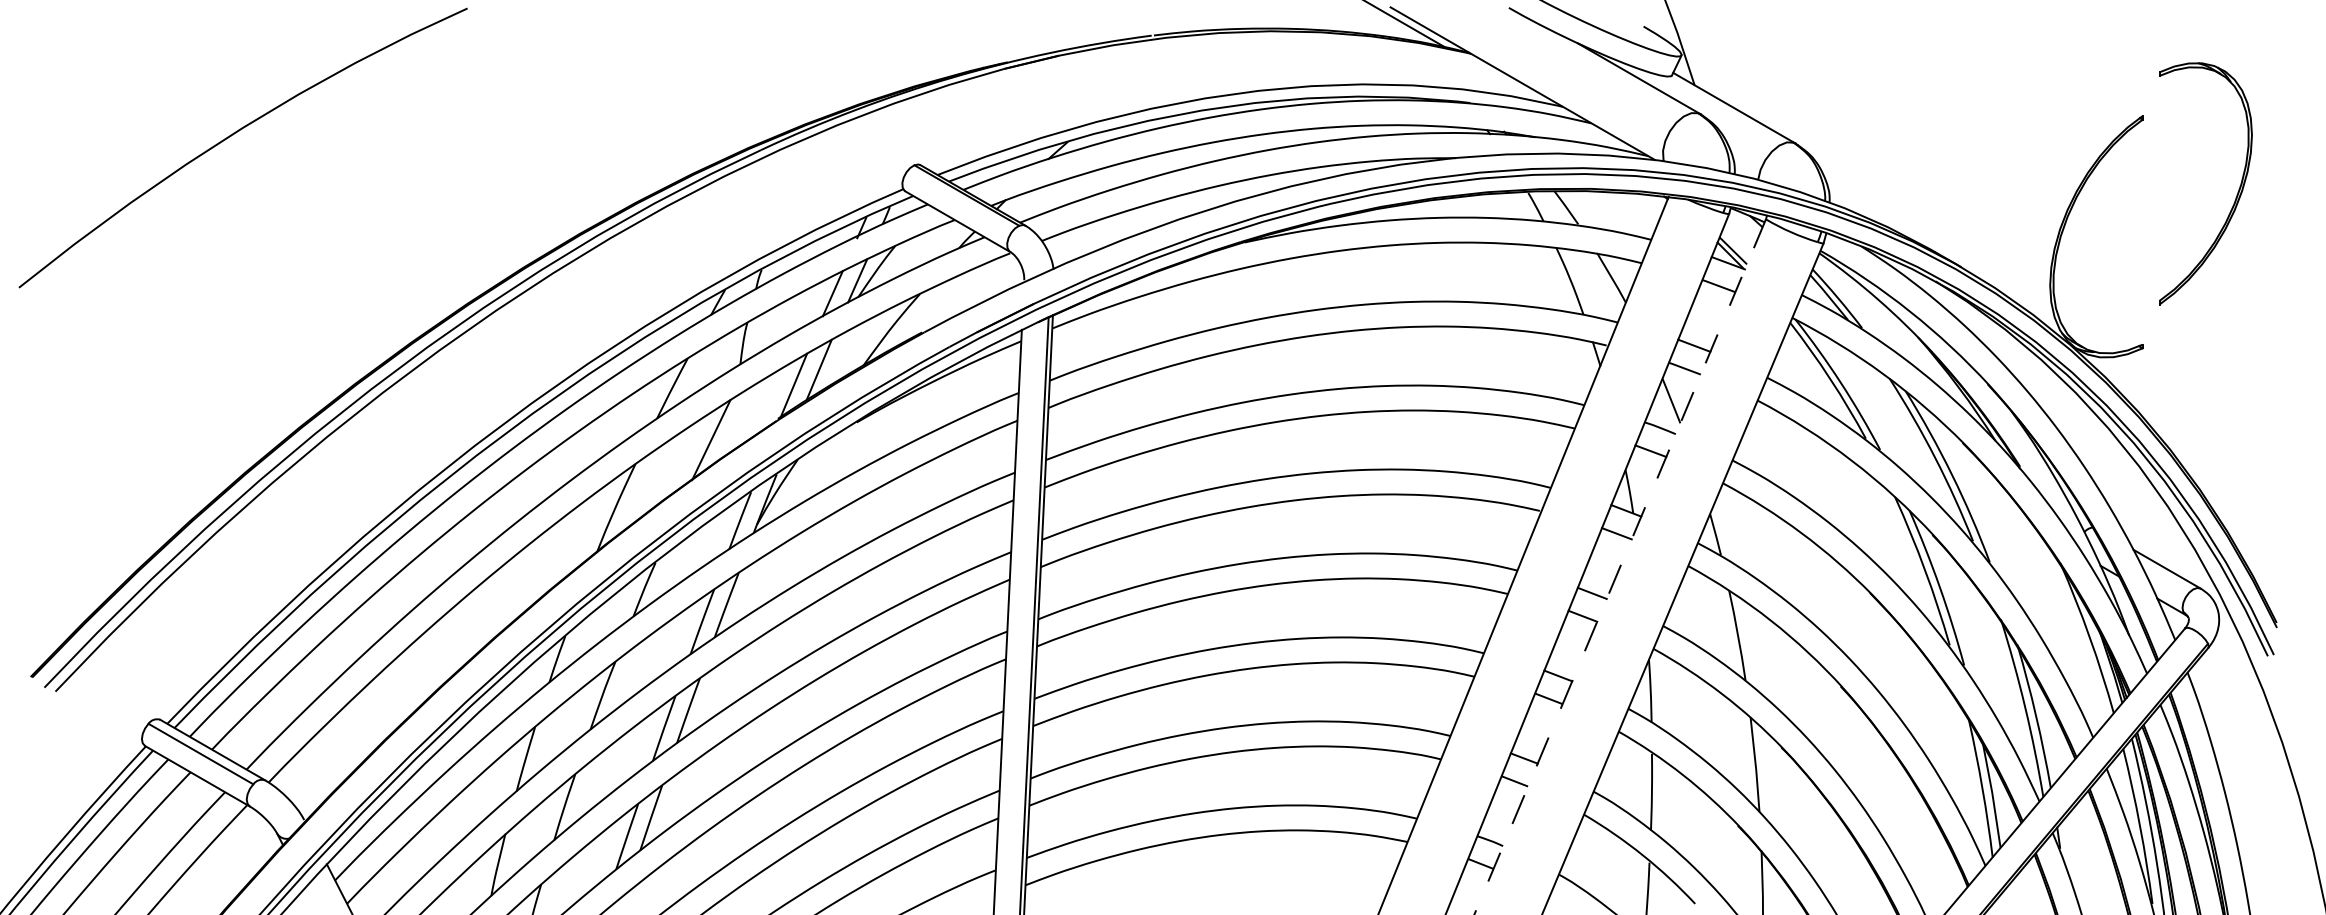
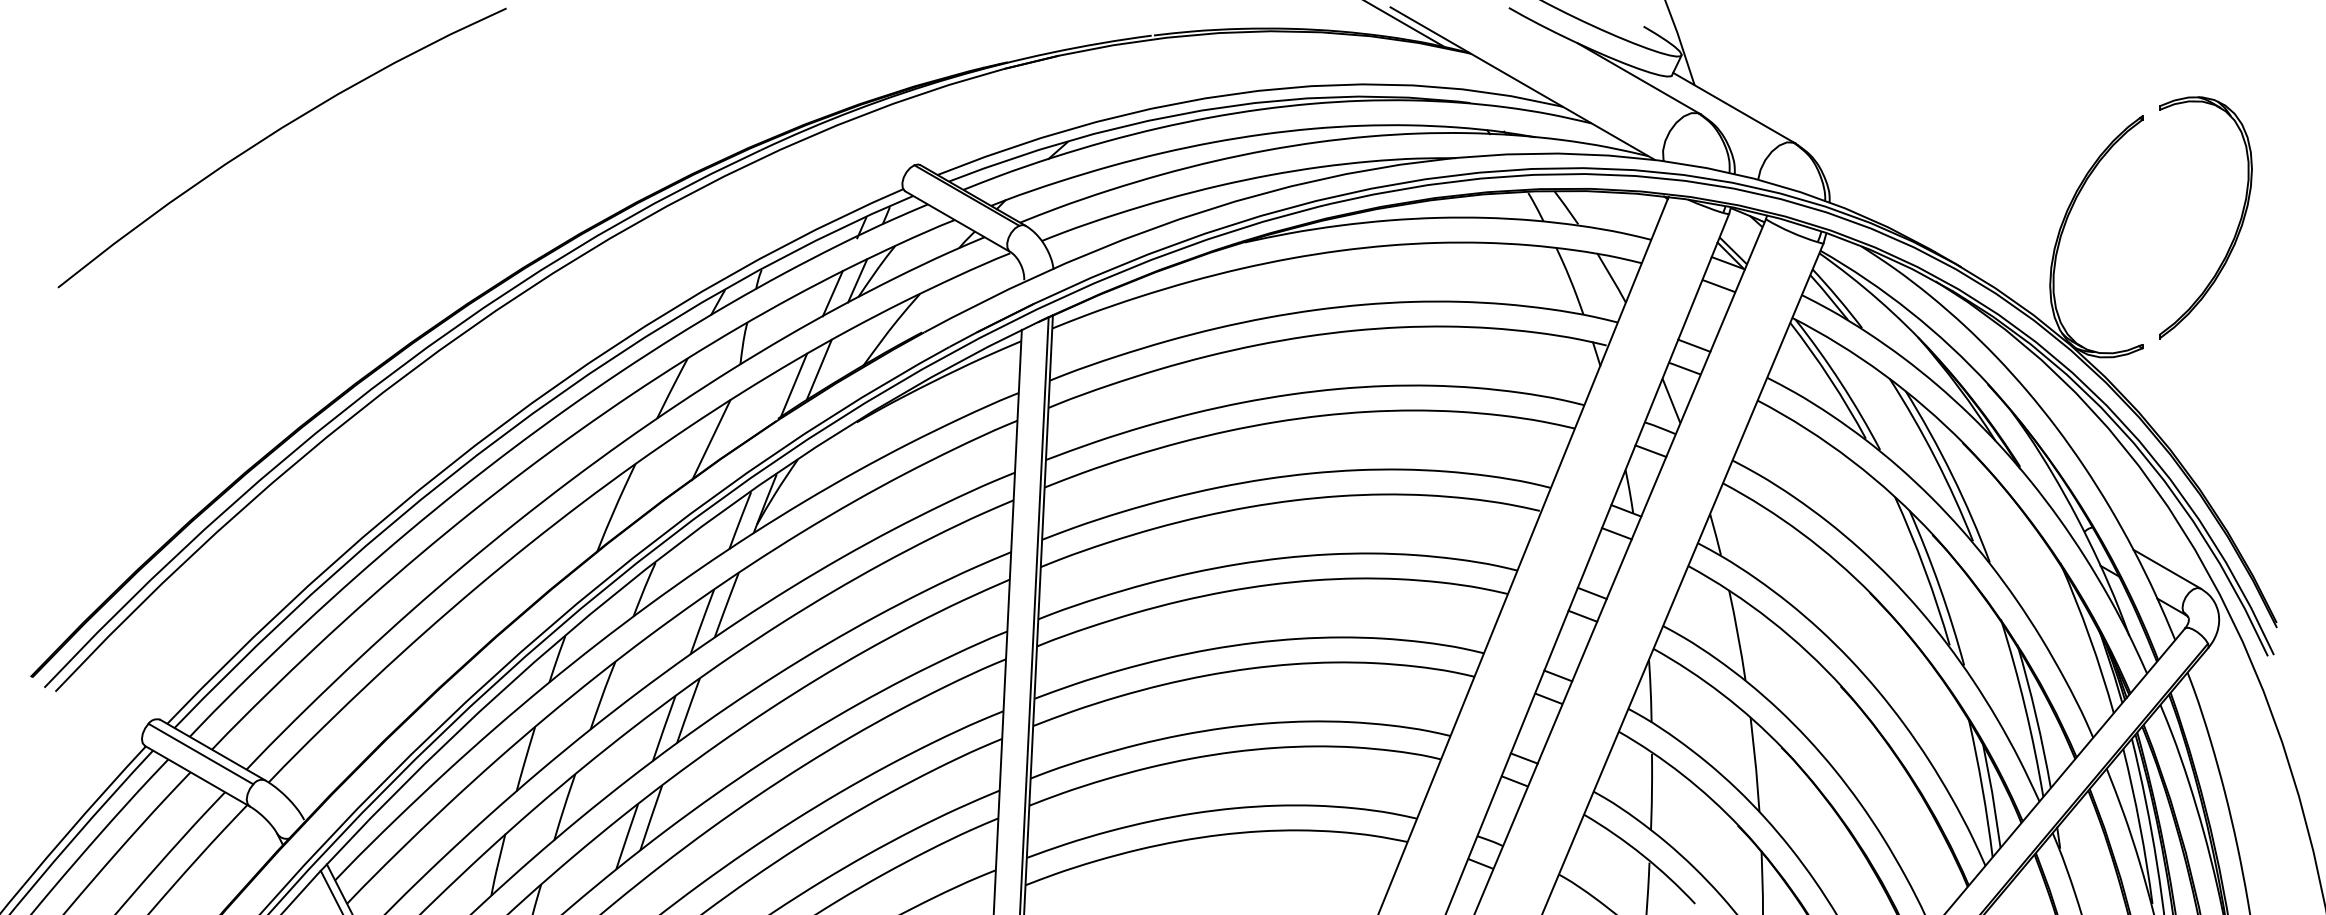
curve position: (233, 135) -> (272, 135) (272, 135)
part position: (2236, 194) -> (2236, 228) (2236, 228)
line: dashed -> solid (1619, 567)
line: none -> present (330, 890)
